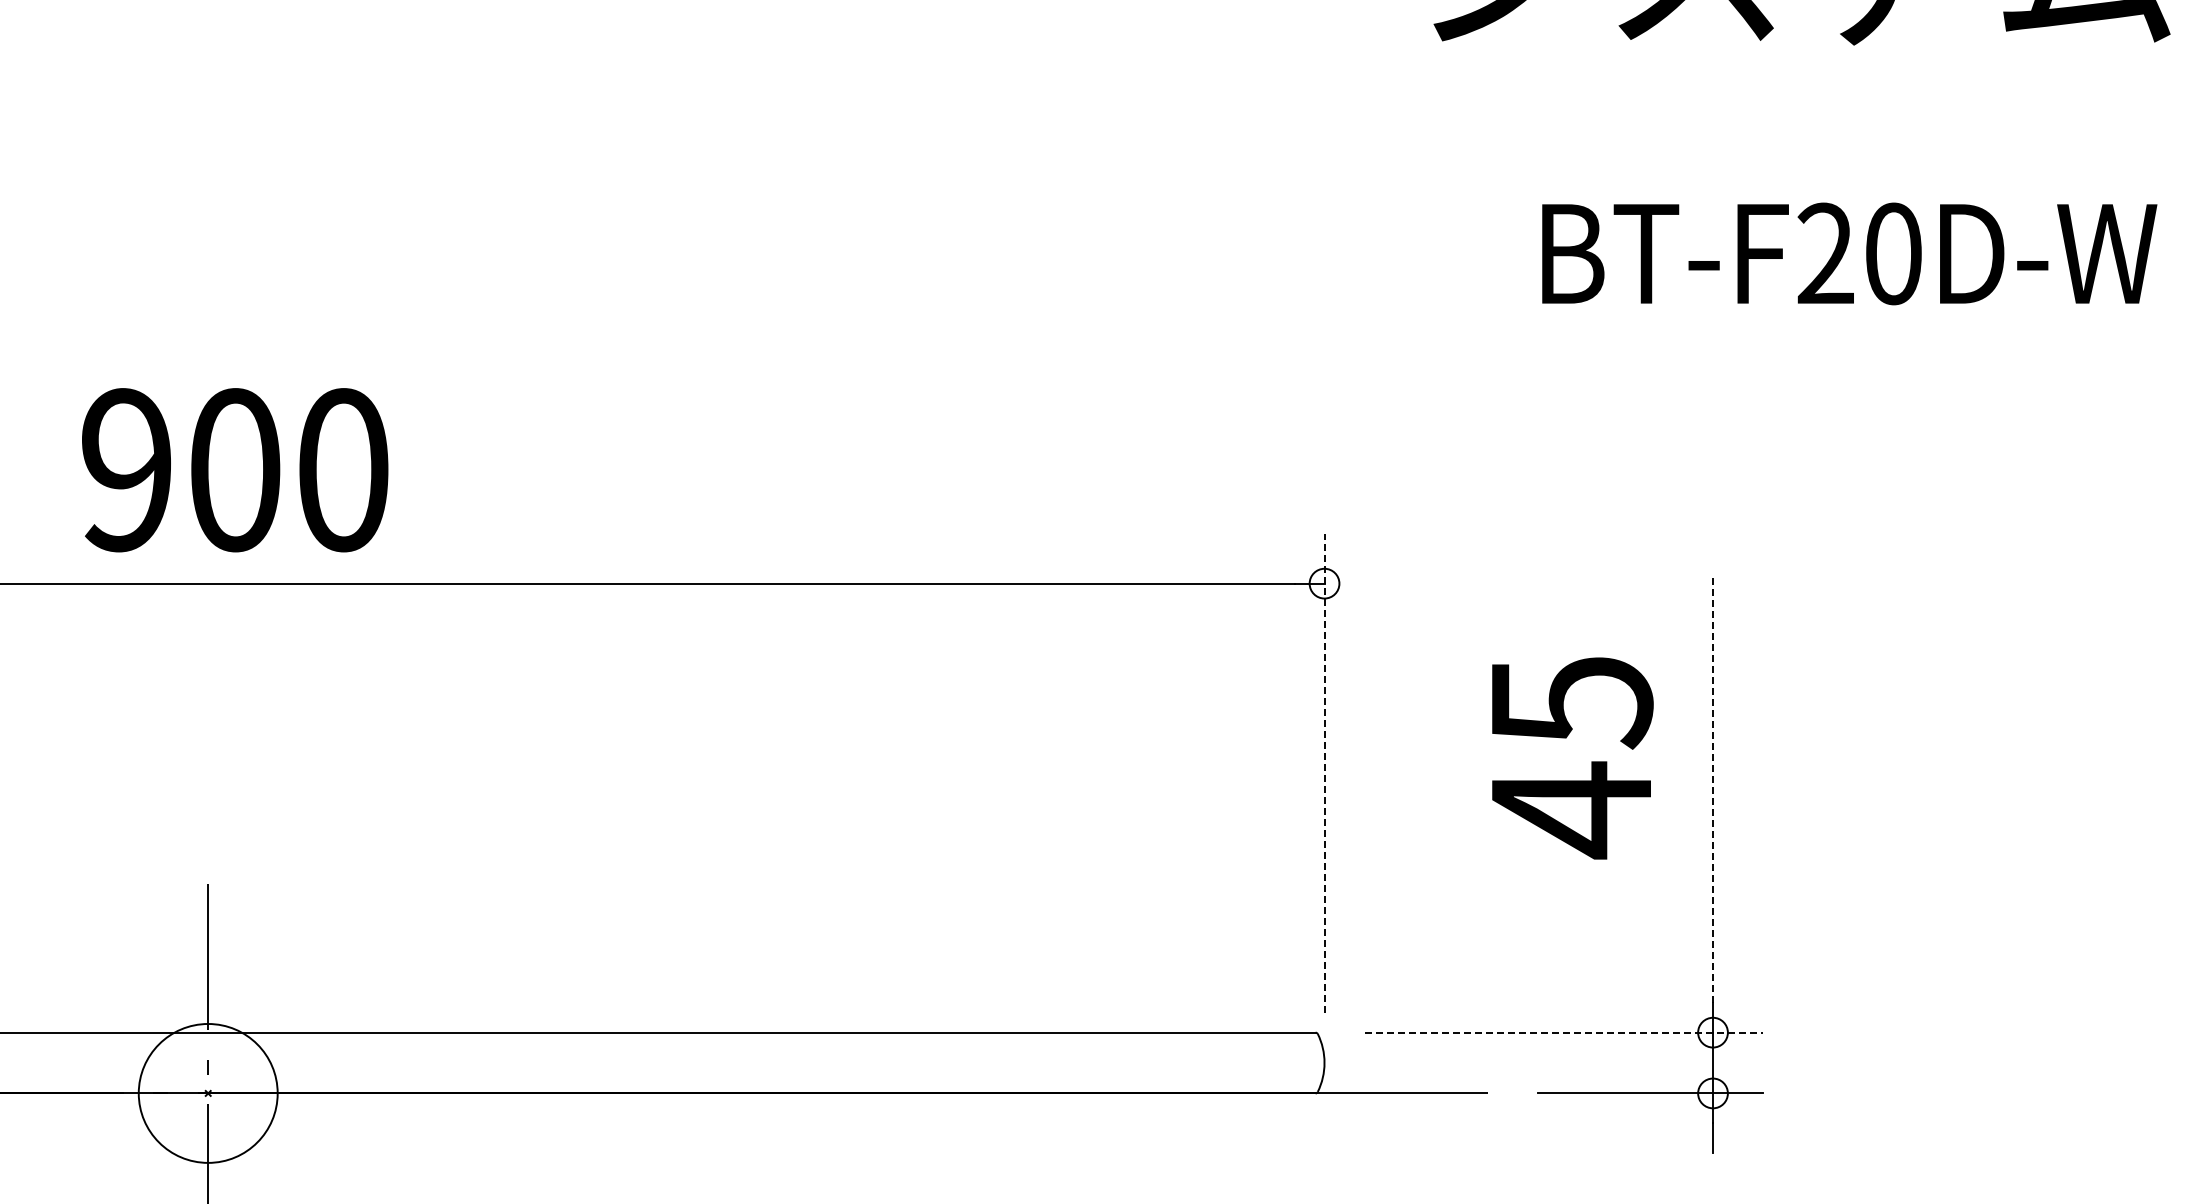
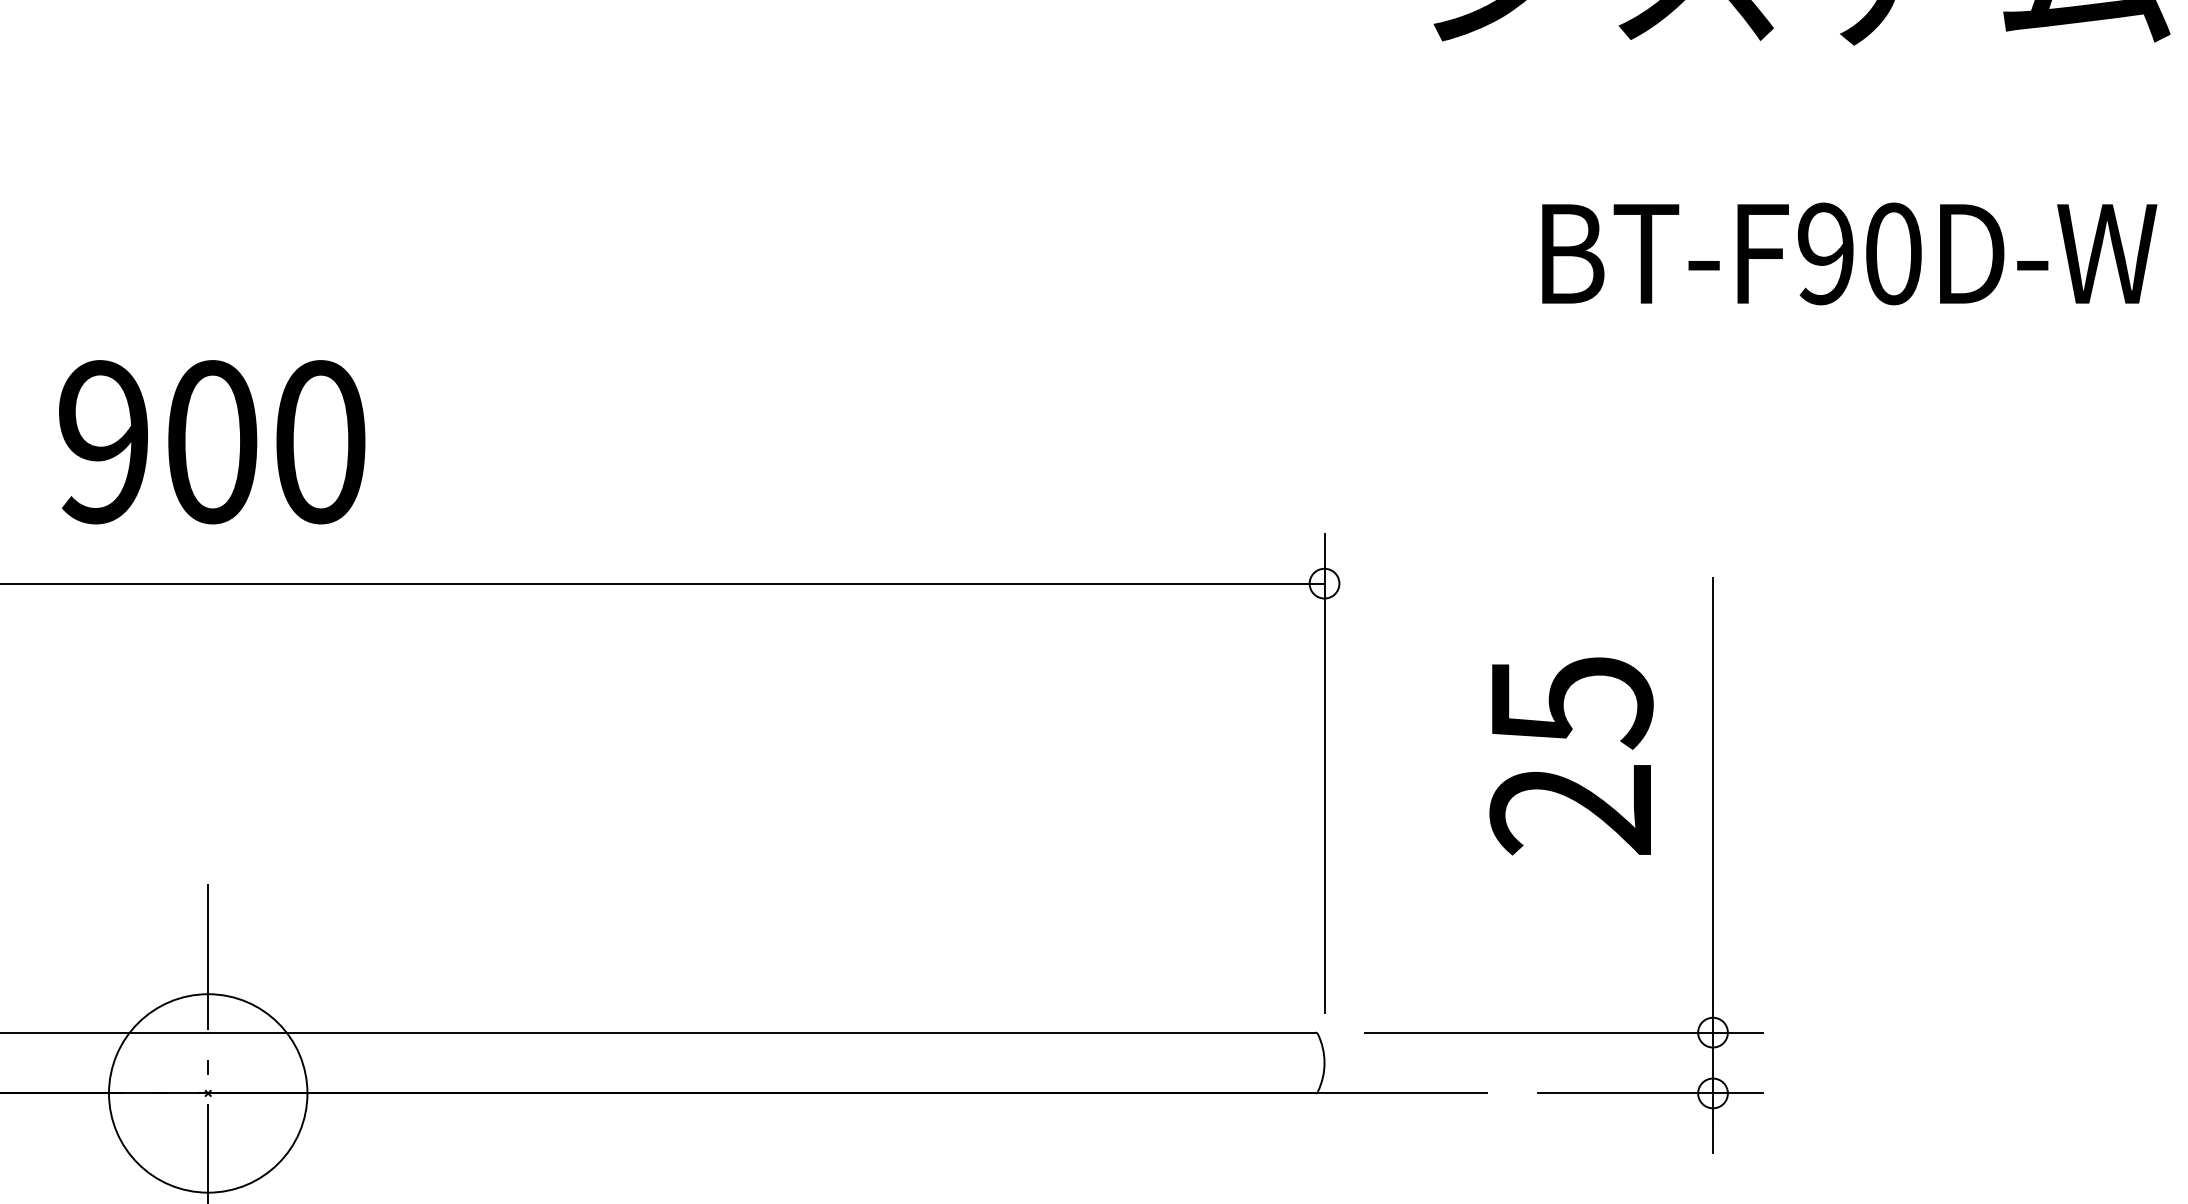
text: BT-F20D-W -> BT-F90D-W (1825, 253)
text position: (235, 470) -> (212, 442) (212, 442)
line: dashed -> solid (1324, 773)
line: dashed -> solid (1713, 790)
text: 45 -> 25 (1569, 810)
line: dashed -> solid (1563, 1032)
circle diameter: 139 px -> 198 px (208, 1093)
